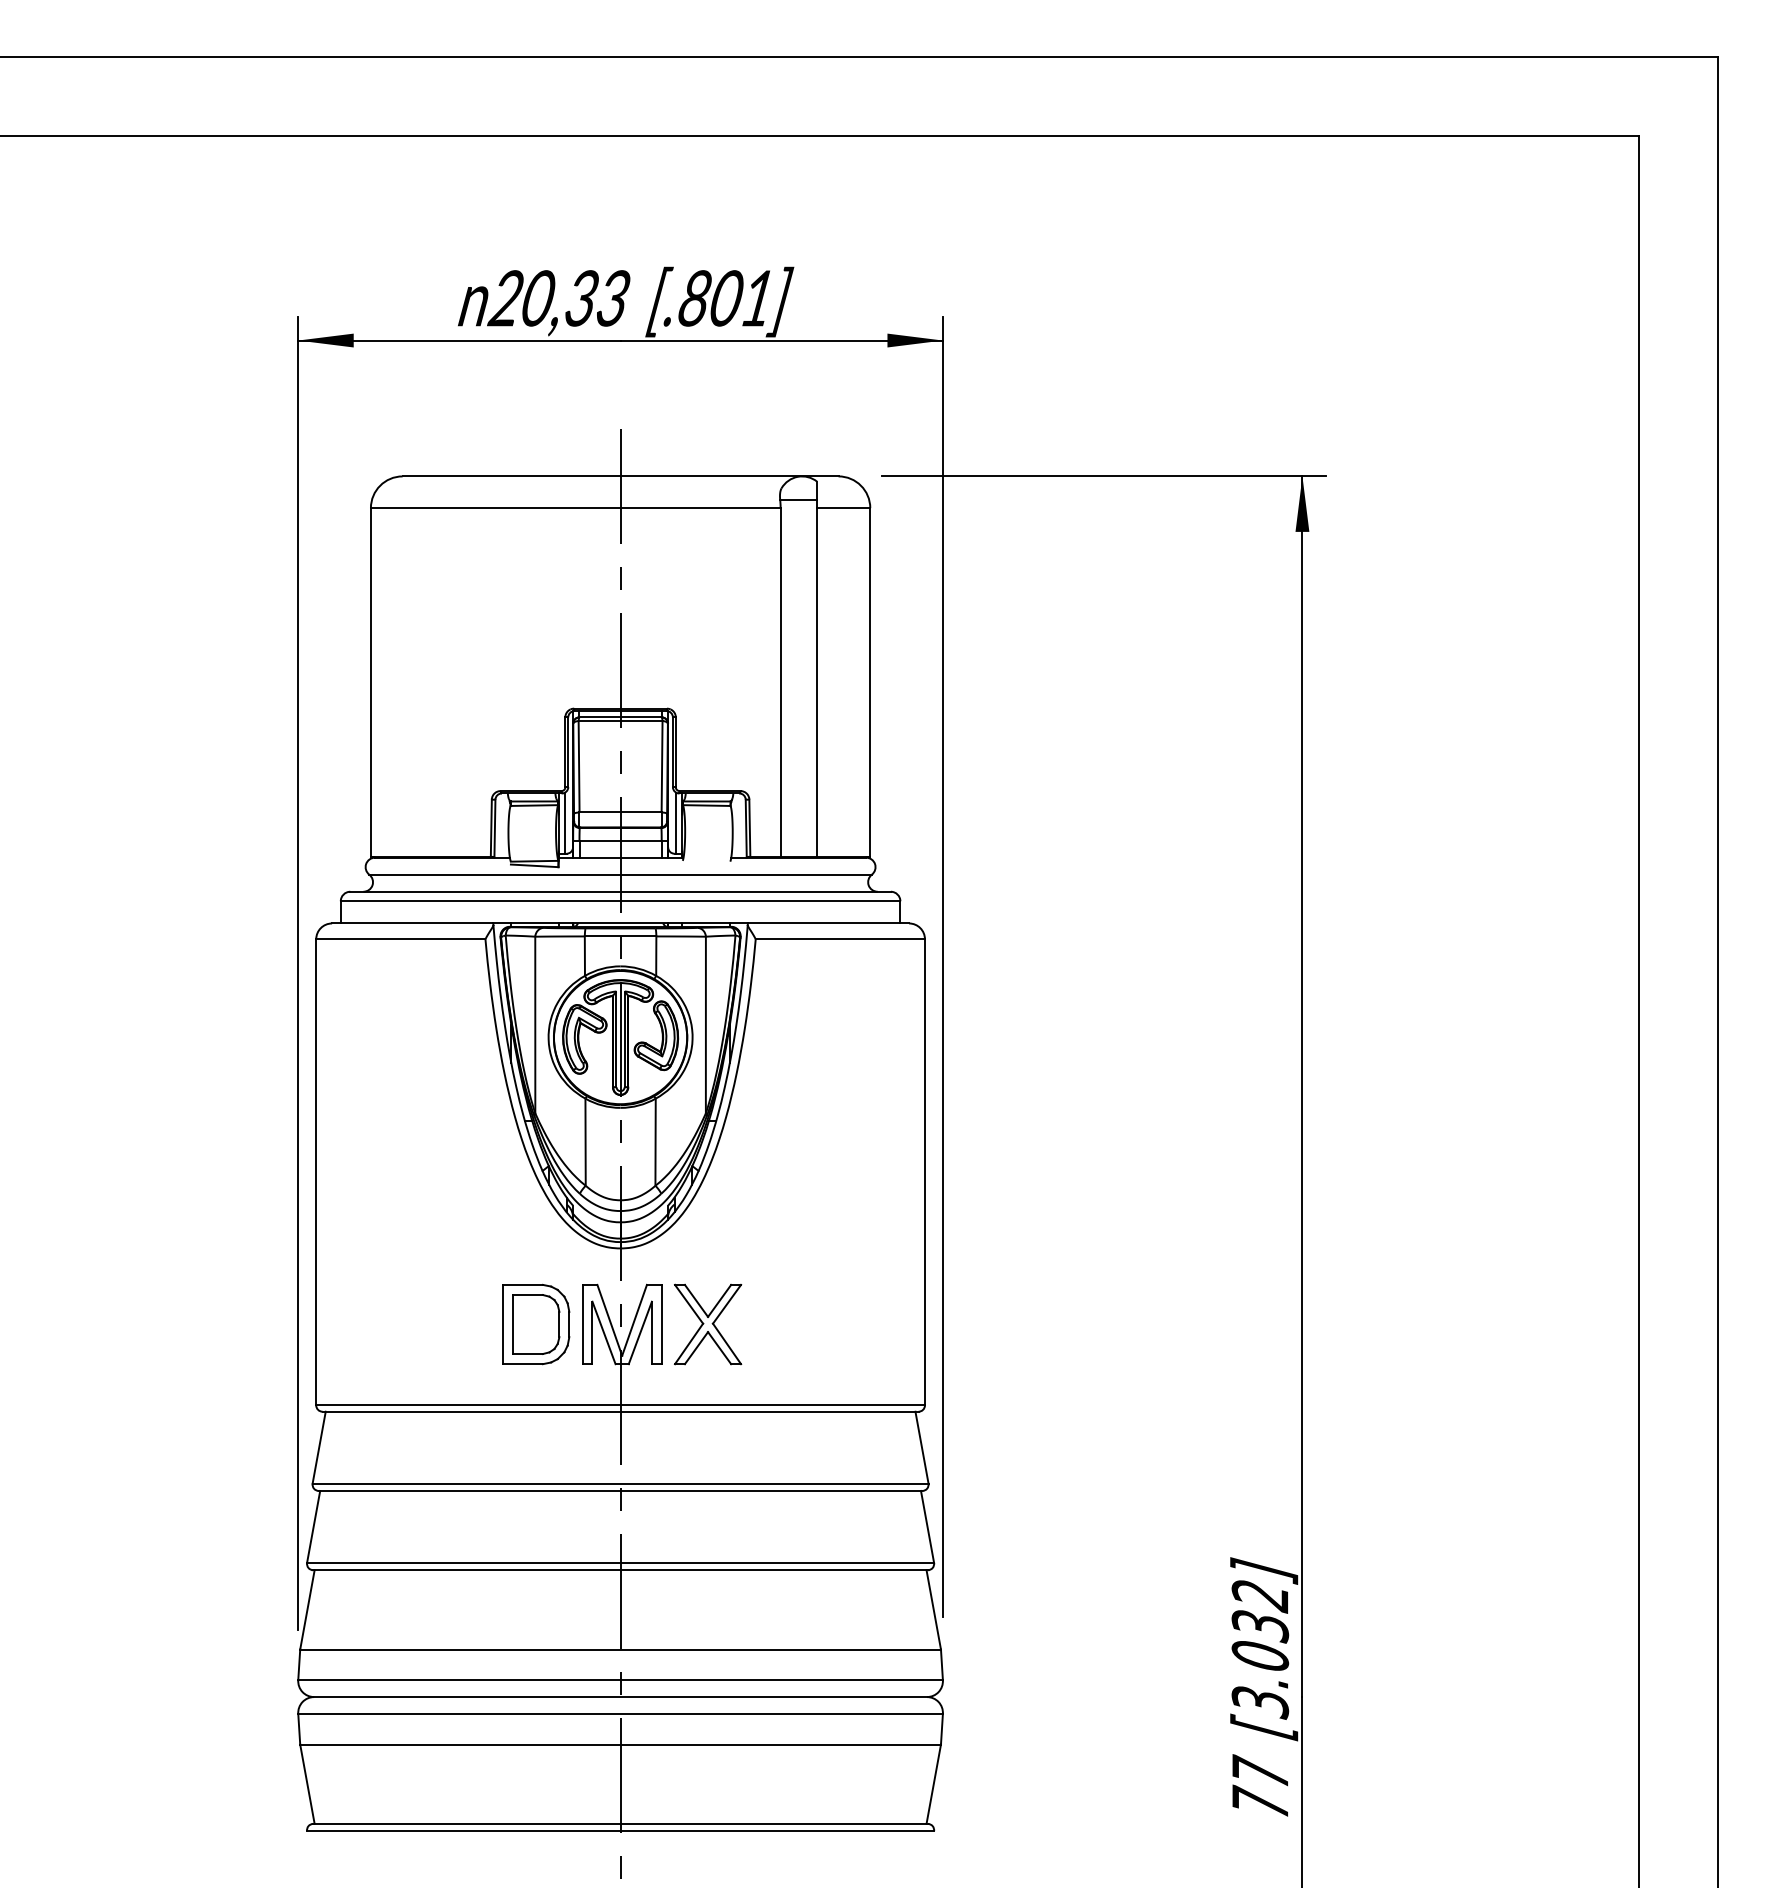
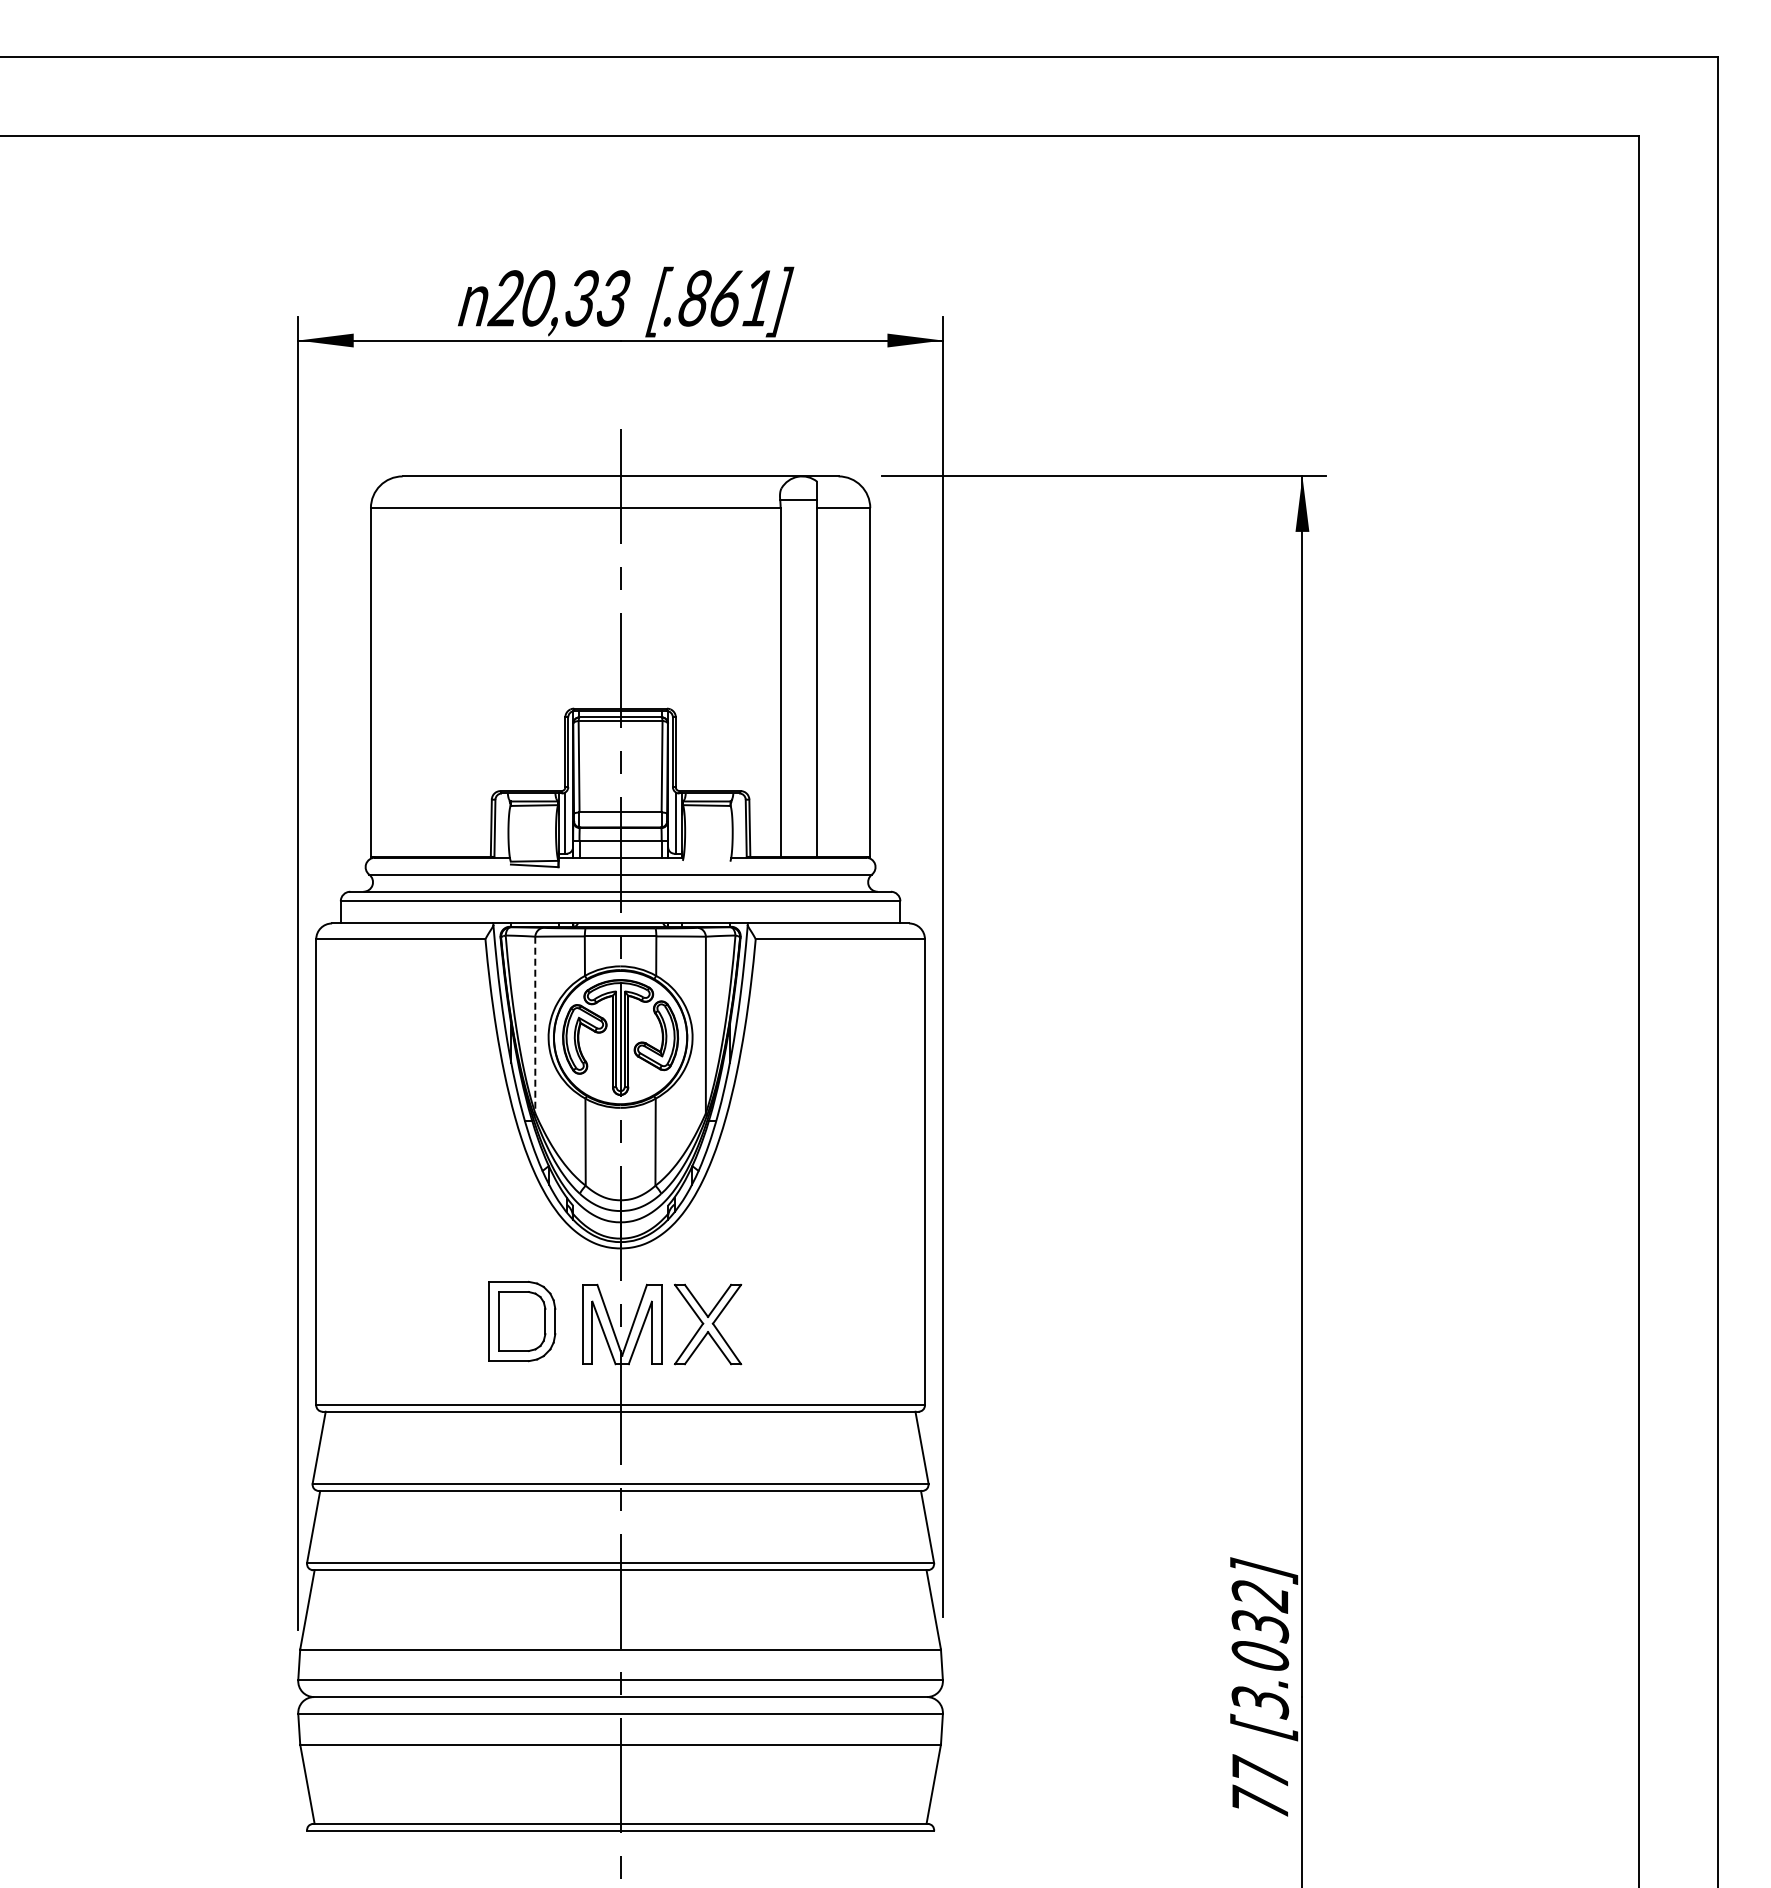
text: [.801] -> [.861] (726, 298)
line: solid -> dashed (535, 1025)
part position: (536, 1324) -> (522, 1321) (522, 1321)
